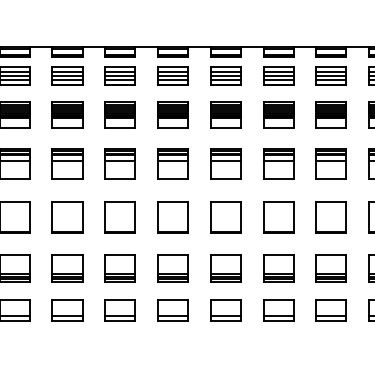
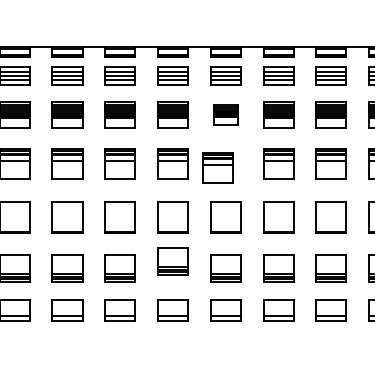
part size: 32x28 px -> 26x22 px (225, 114)
part position: (225, 163) -> (217, 167) (217, 167)
part position: (172, 268) -> (172, 261) (172, 261)
